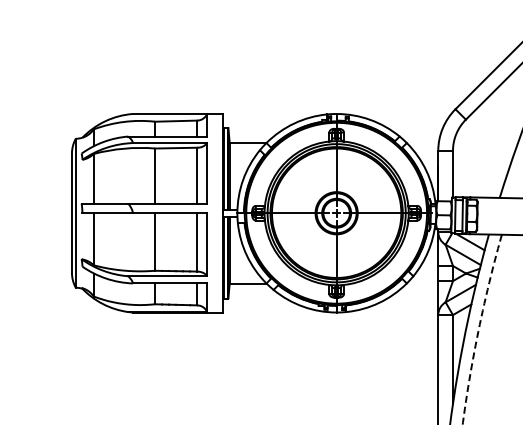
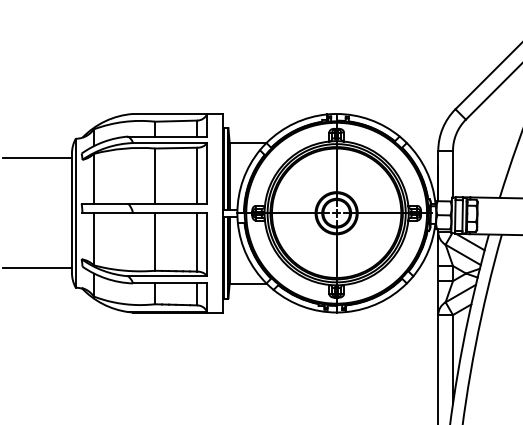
line: none -> present (36, 158)
line: none -> present (36, 268)
arc: dashed -> solid (479, 328)
